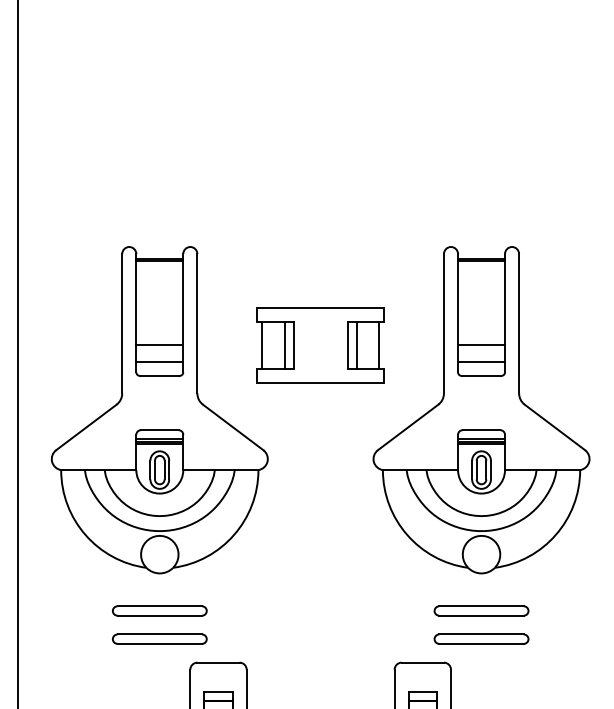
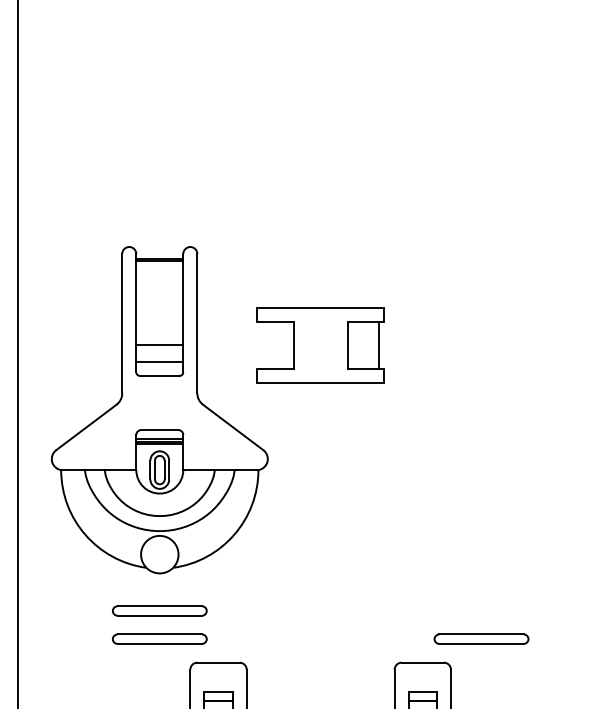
line: present -> none (261, 345)
line: present -> none (284, 345)
line: present -> none (357, 345)
part: present -> none (481, 410)
part: present -> none (481, 610)
